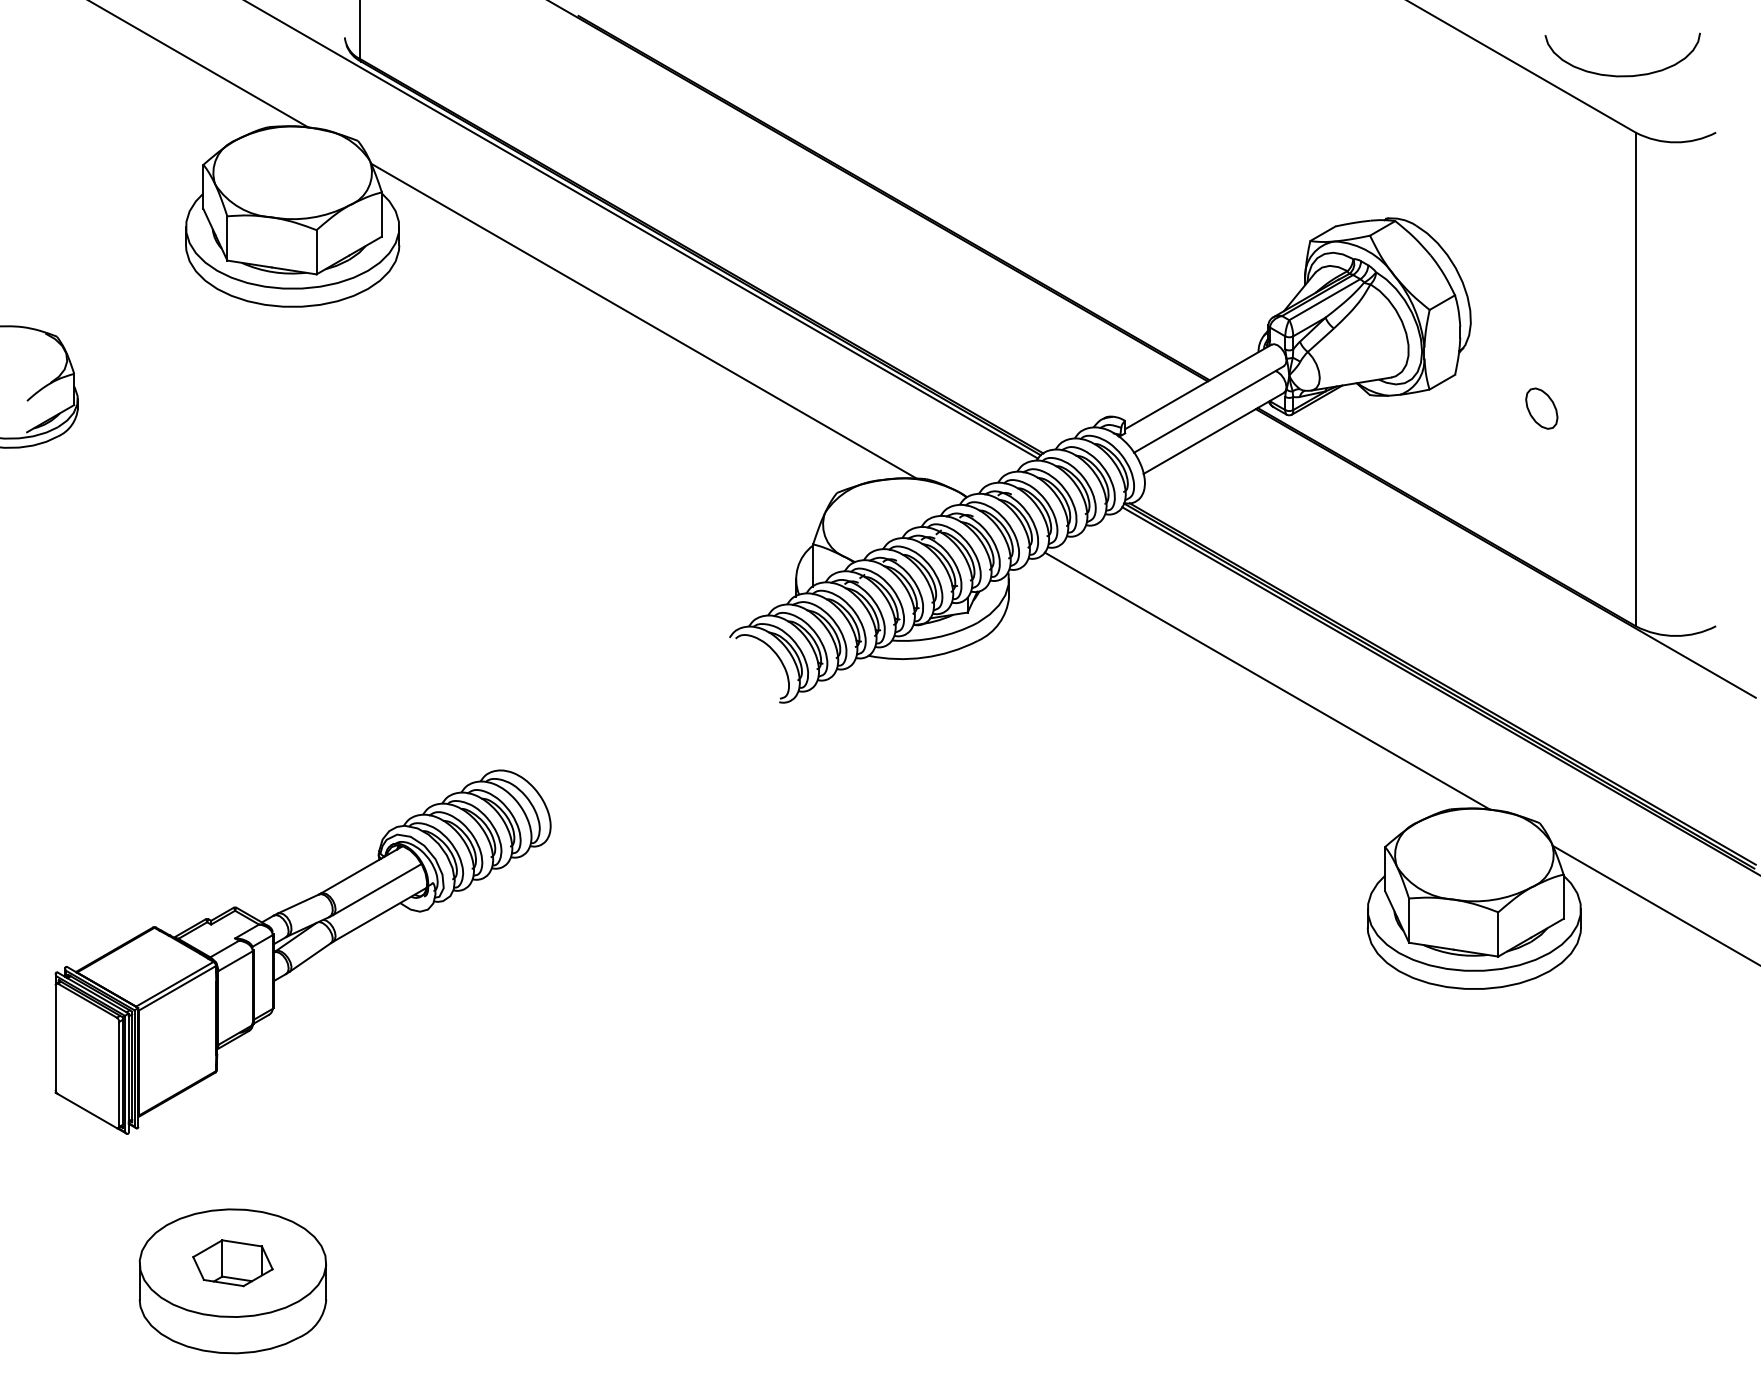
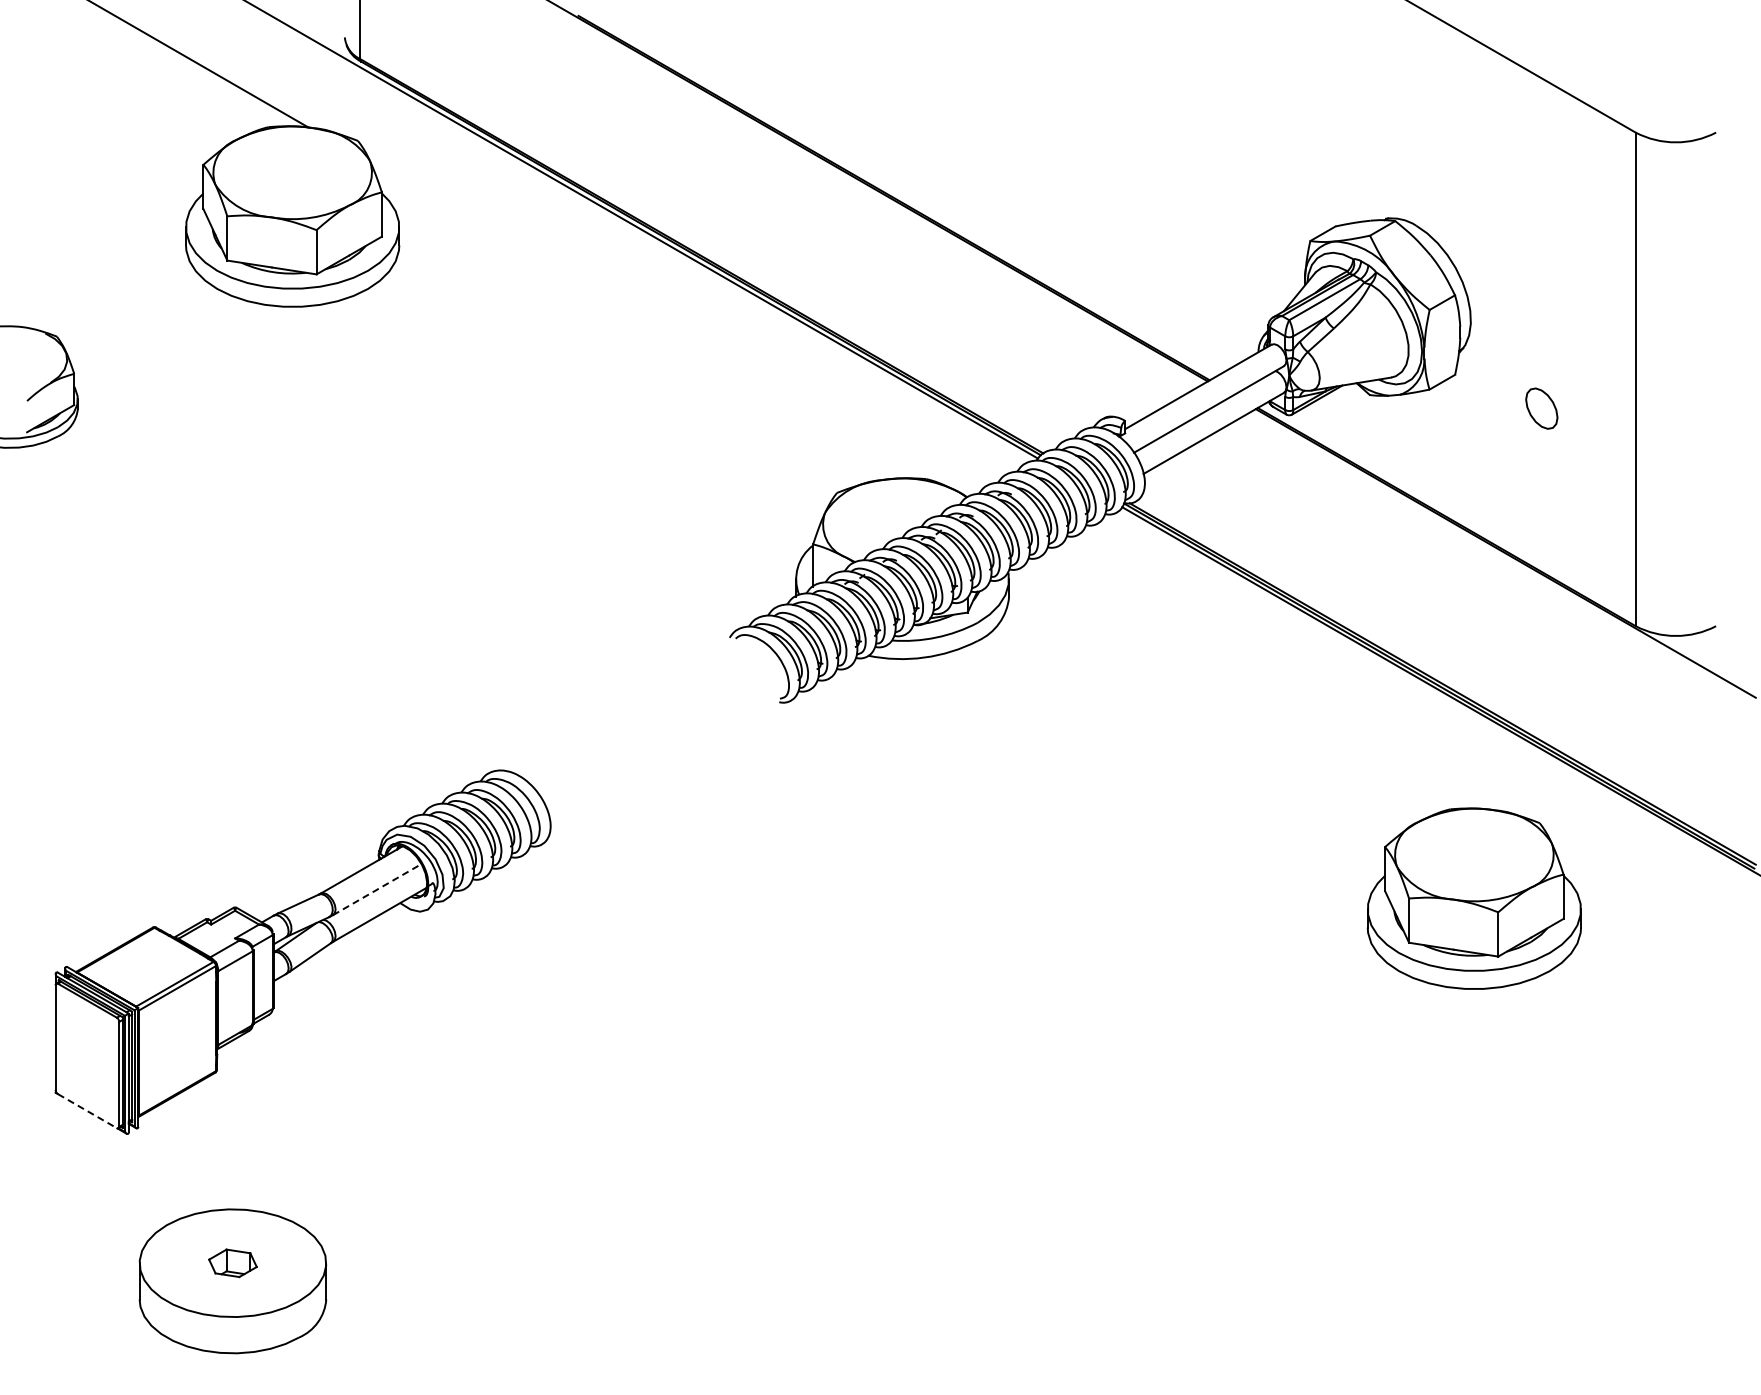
curve: present -> none (1622, 75)
line: present -> none (643, 320)
line: present -> none (1267, 680)
line: solid -> dashed (377, 889)
line: present -> none (1654, 904)
line: solid -> dashed (87, 1111)
part size: 82x49 px -> 50x31 px (232, 1263)
